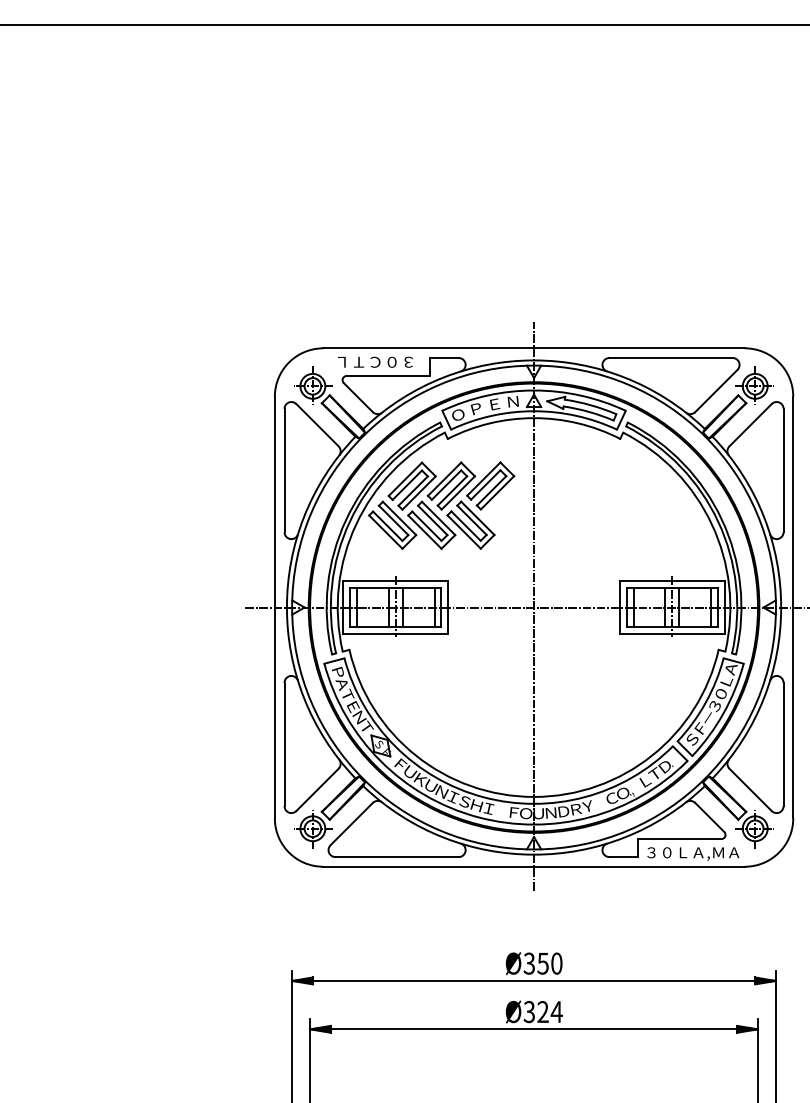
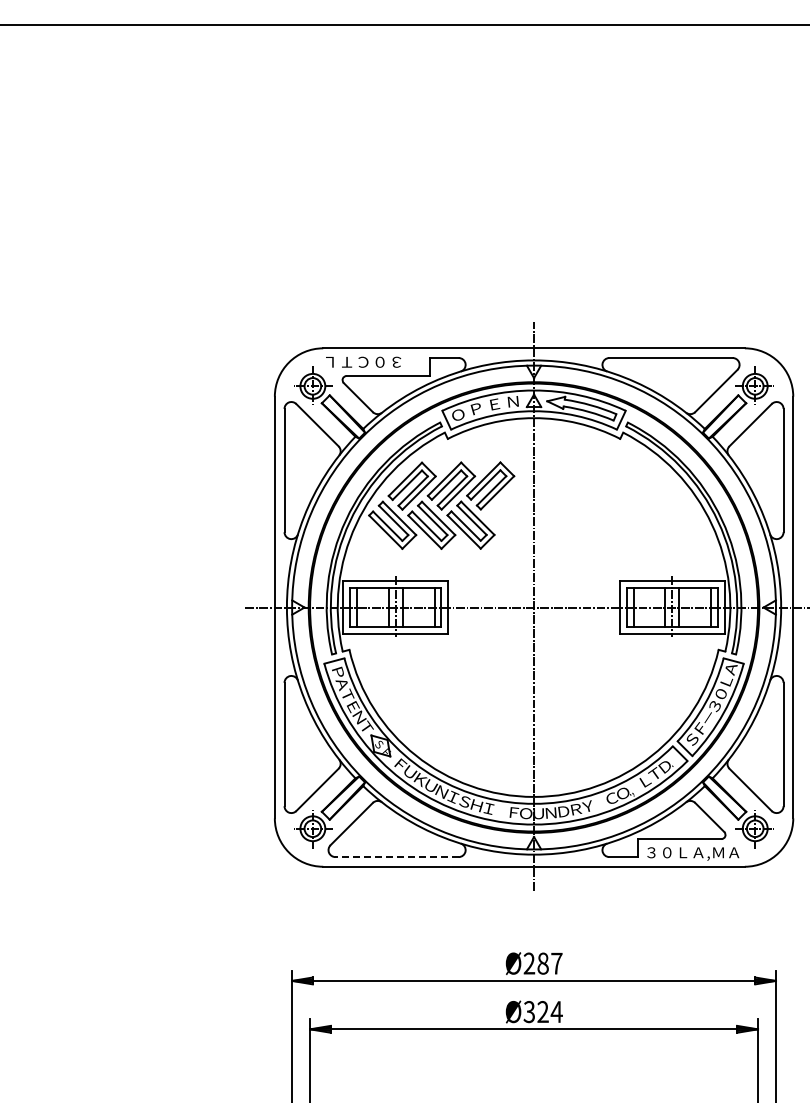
text position: (375, 361) -> (363, 361) (363, 361)
line: solid -> dashed (397, 857)
text: Ø350 -> Ø287 (542, 963)
